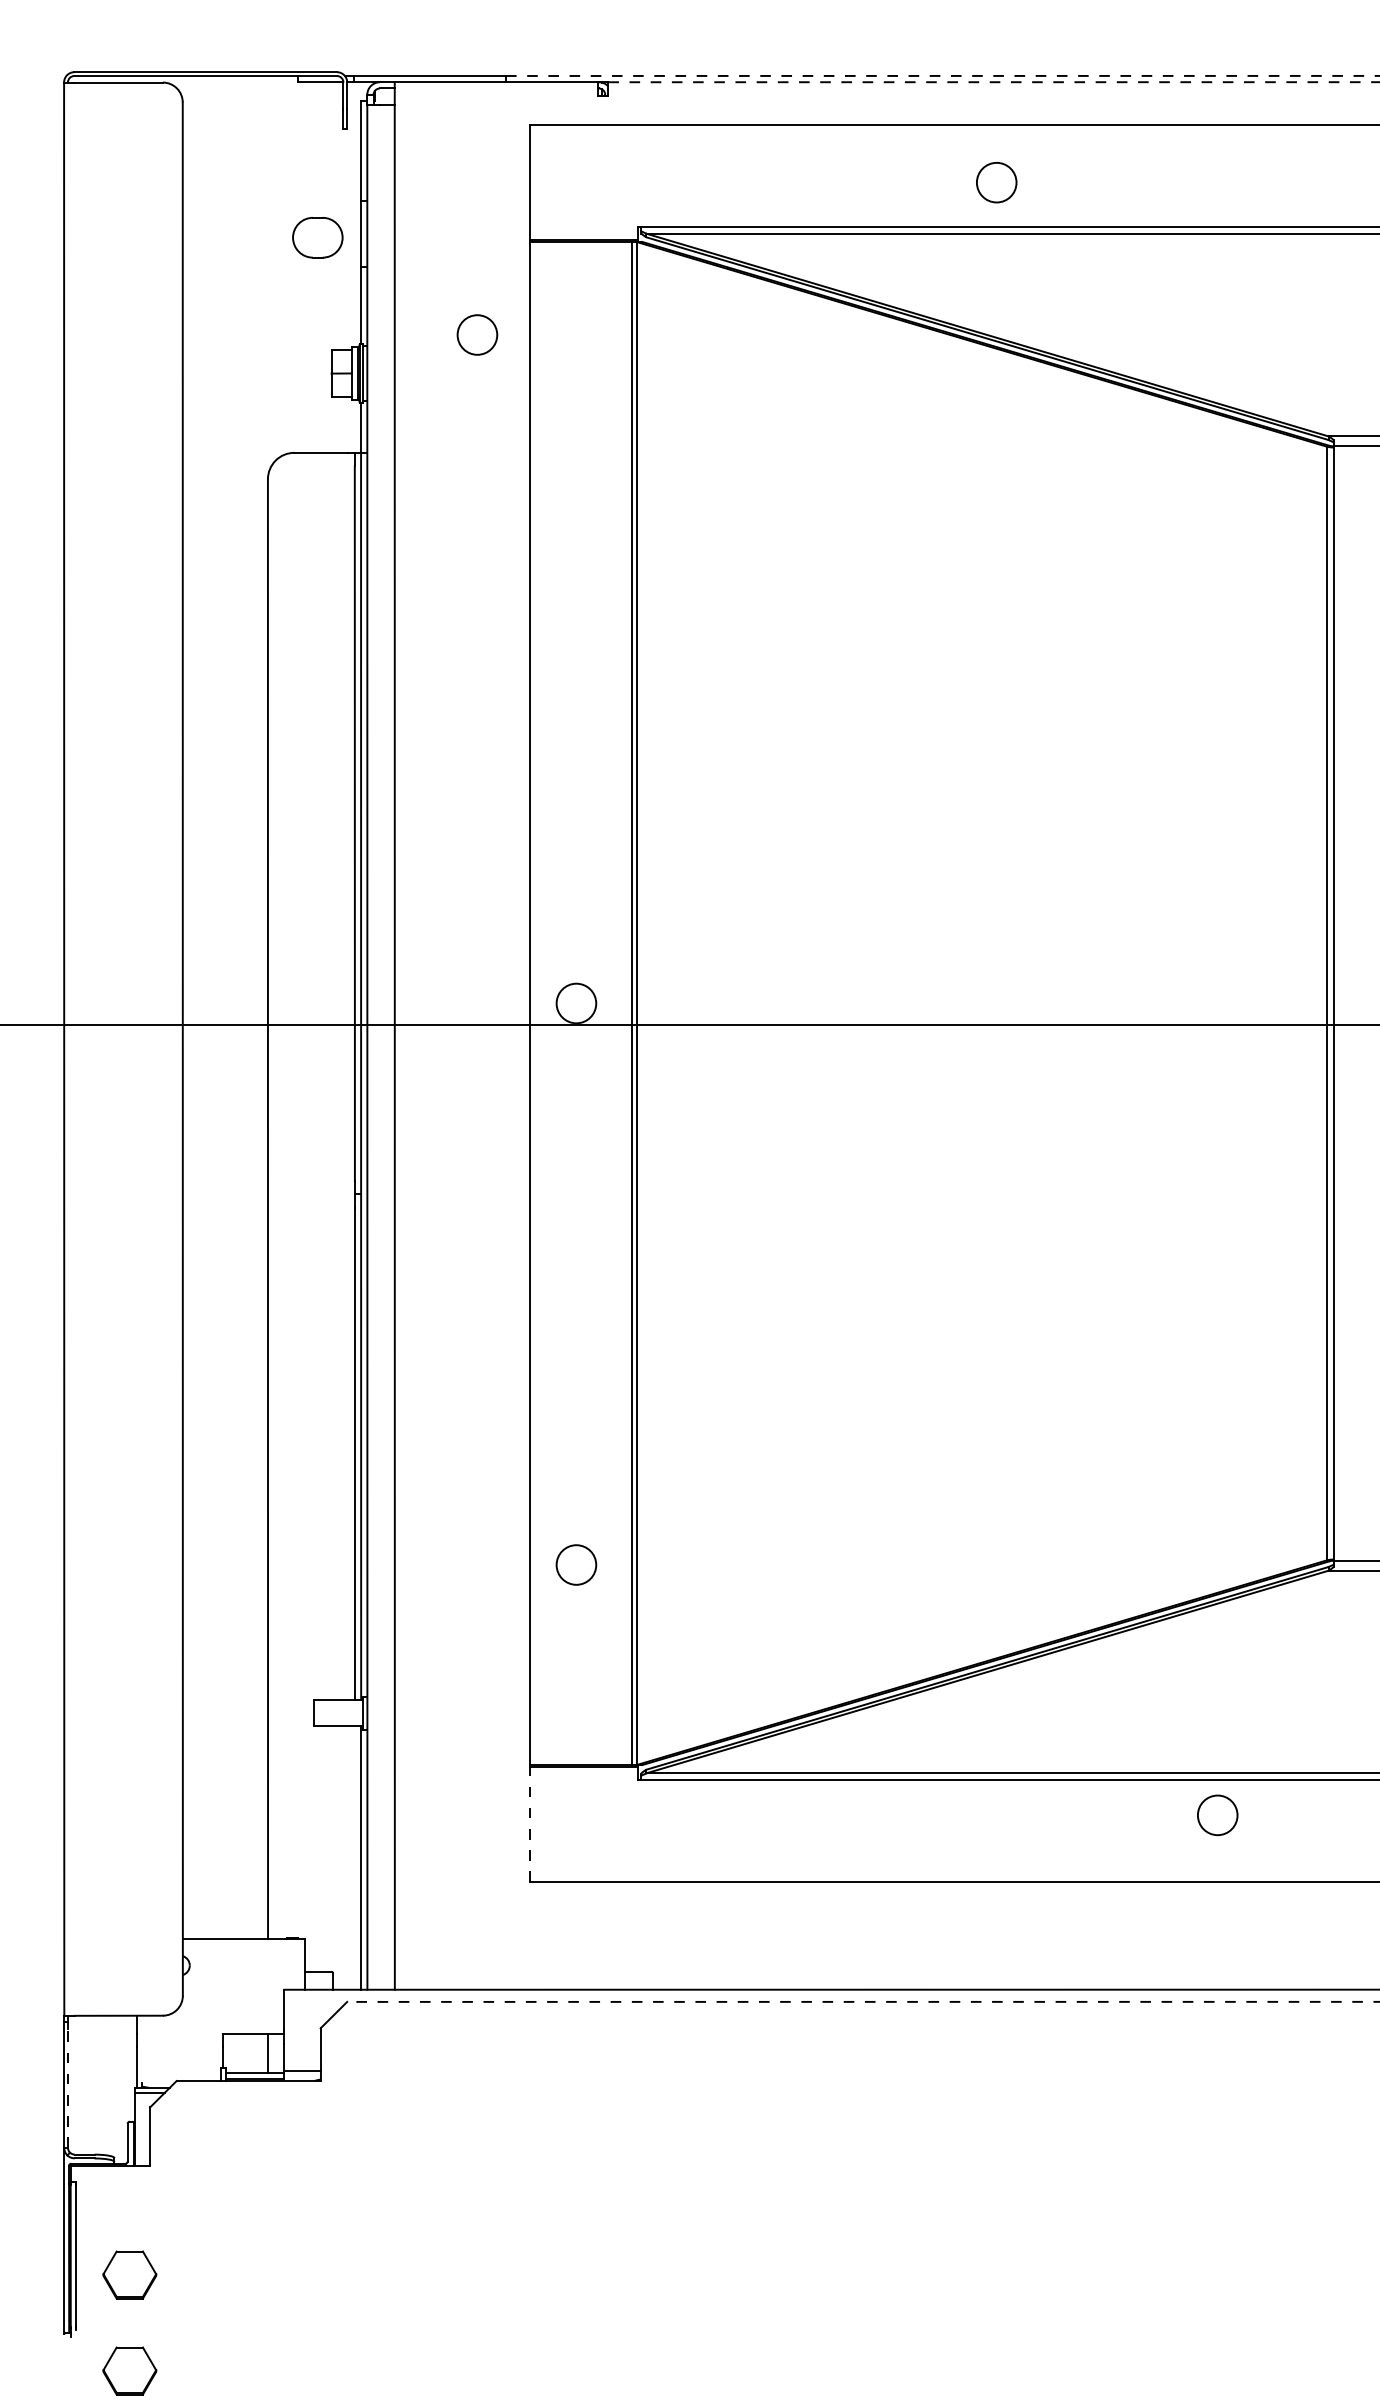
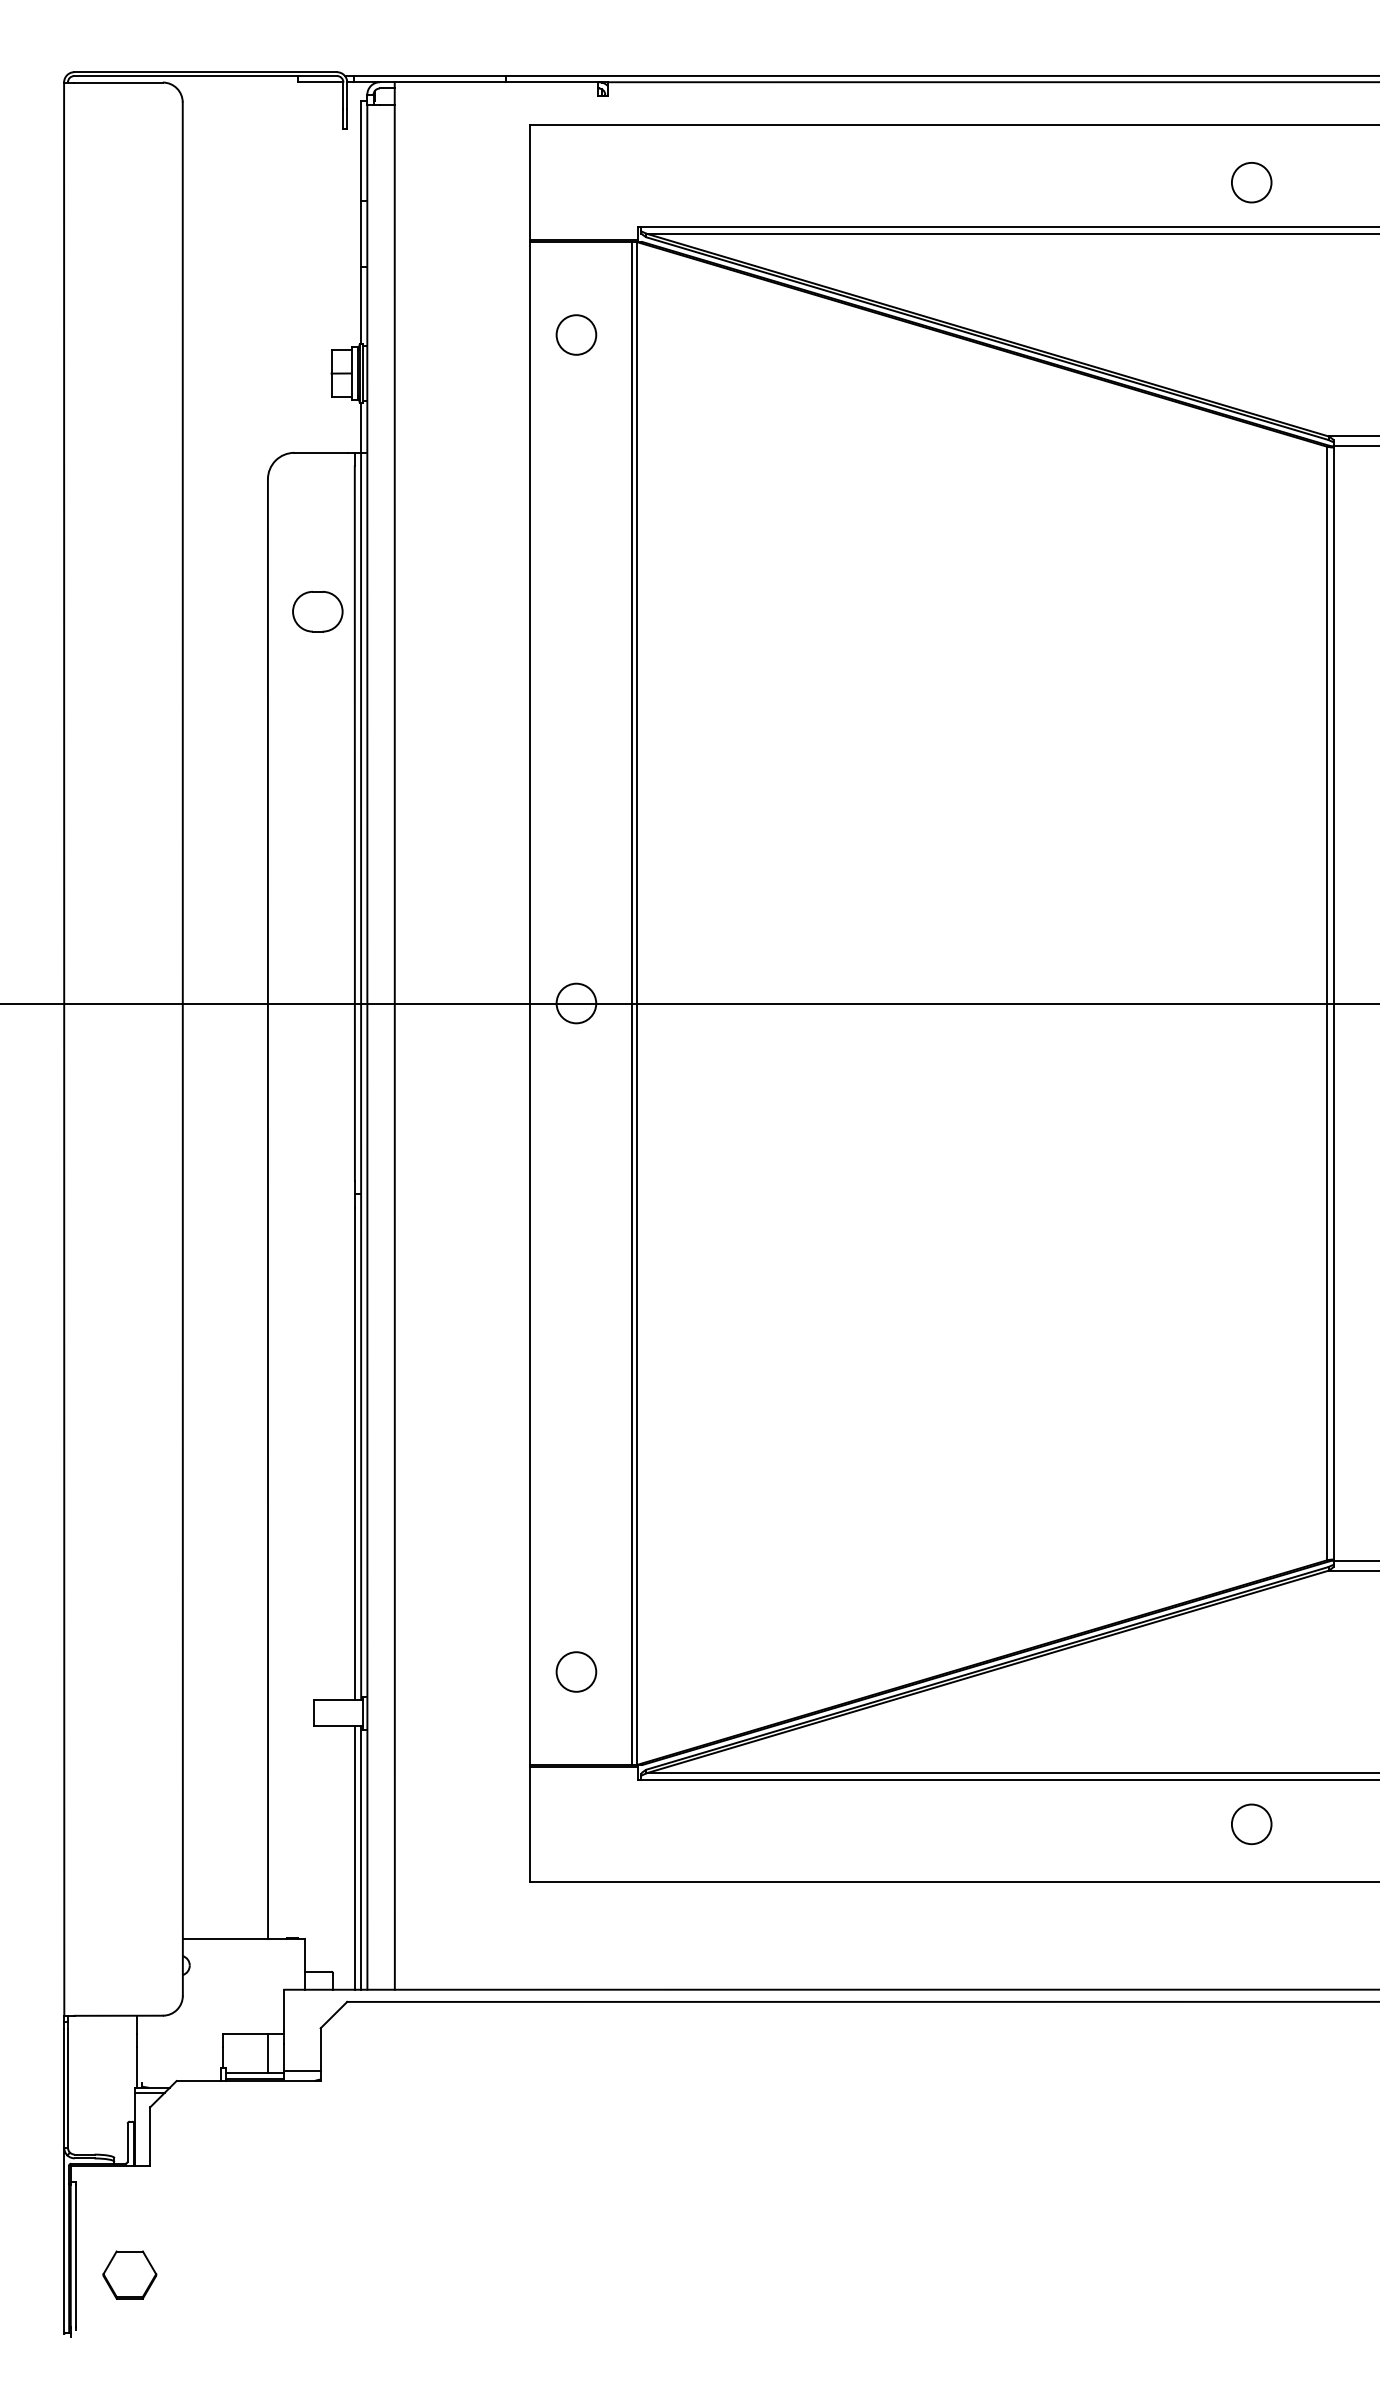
line: dashed -> solid (942, 75)
line: dashed -> solid (994, 82)
circle position: (996, 182) -> (1251, 182) (1251, 182)
part position: (317, 237) -> (317, 611) (317, 611)
circle position: (477, 334) -> (576, 334) (576, 334)
line position: (689, 1024) -> (689, 1003) (689, 1003)
circle position: (576, 1564) -> (576, 1671) (576, 1671)
circle position: (1217, 1815) -> (1251, 1824) (1251, 1824)
line: dashed -> solid (530, 1824)
line: none -> present (354, 1857)
line: dashed -> solid (863, 2001)
line: dashed -> solid (68, 2088)
part: present -> none (129, 2370)
